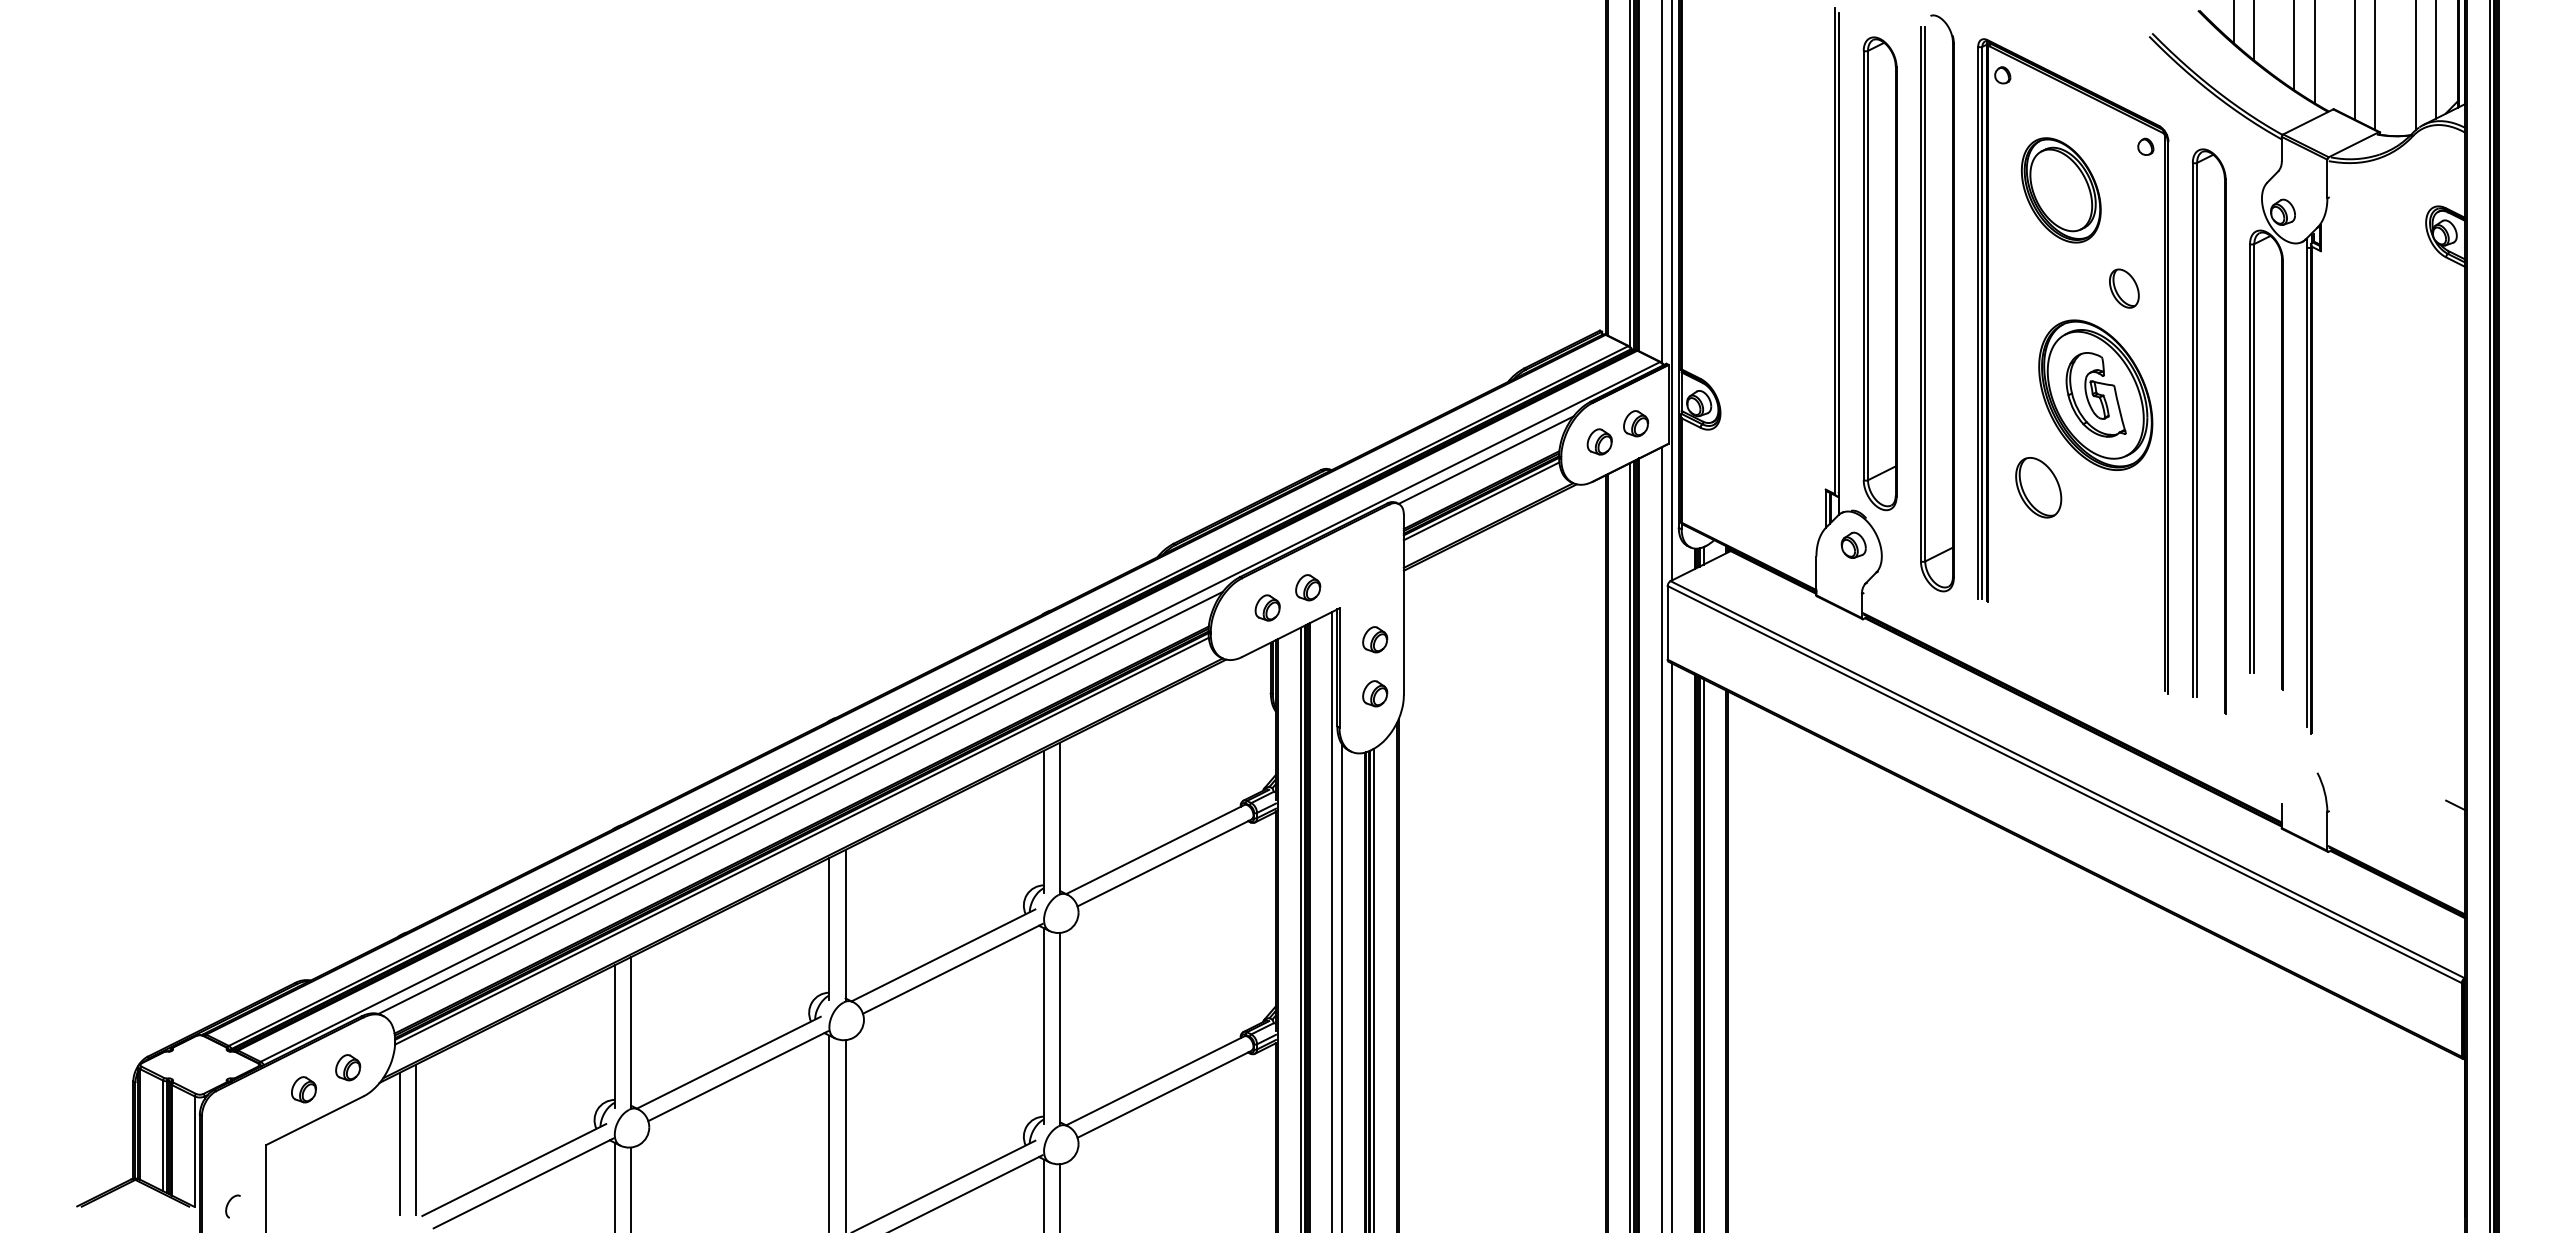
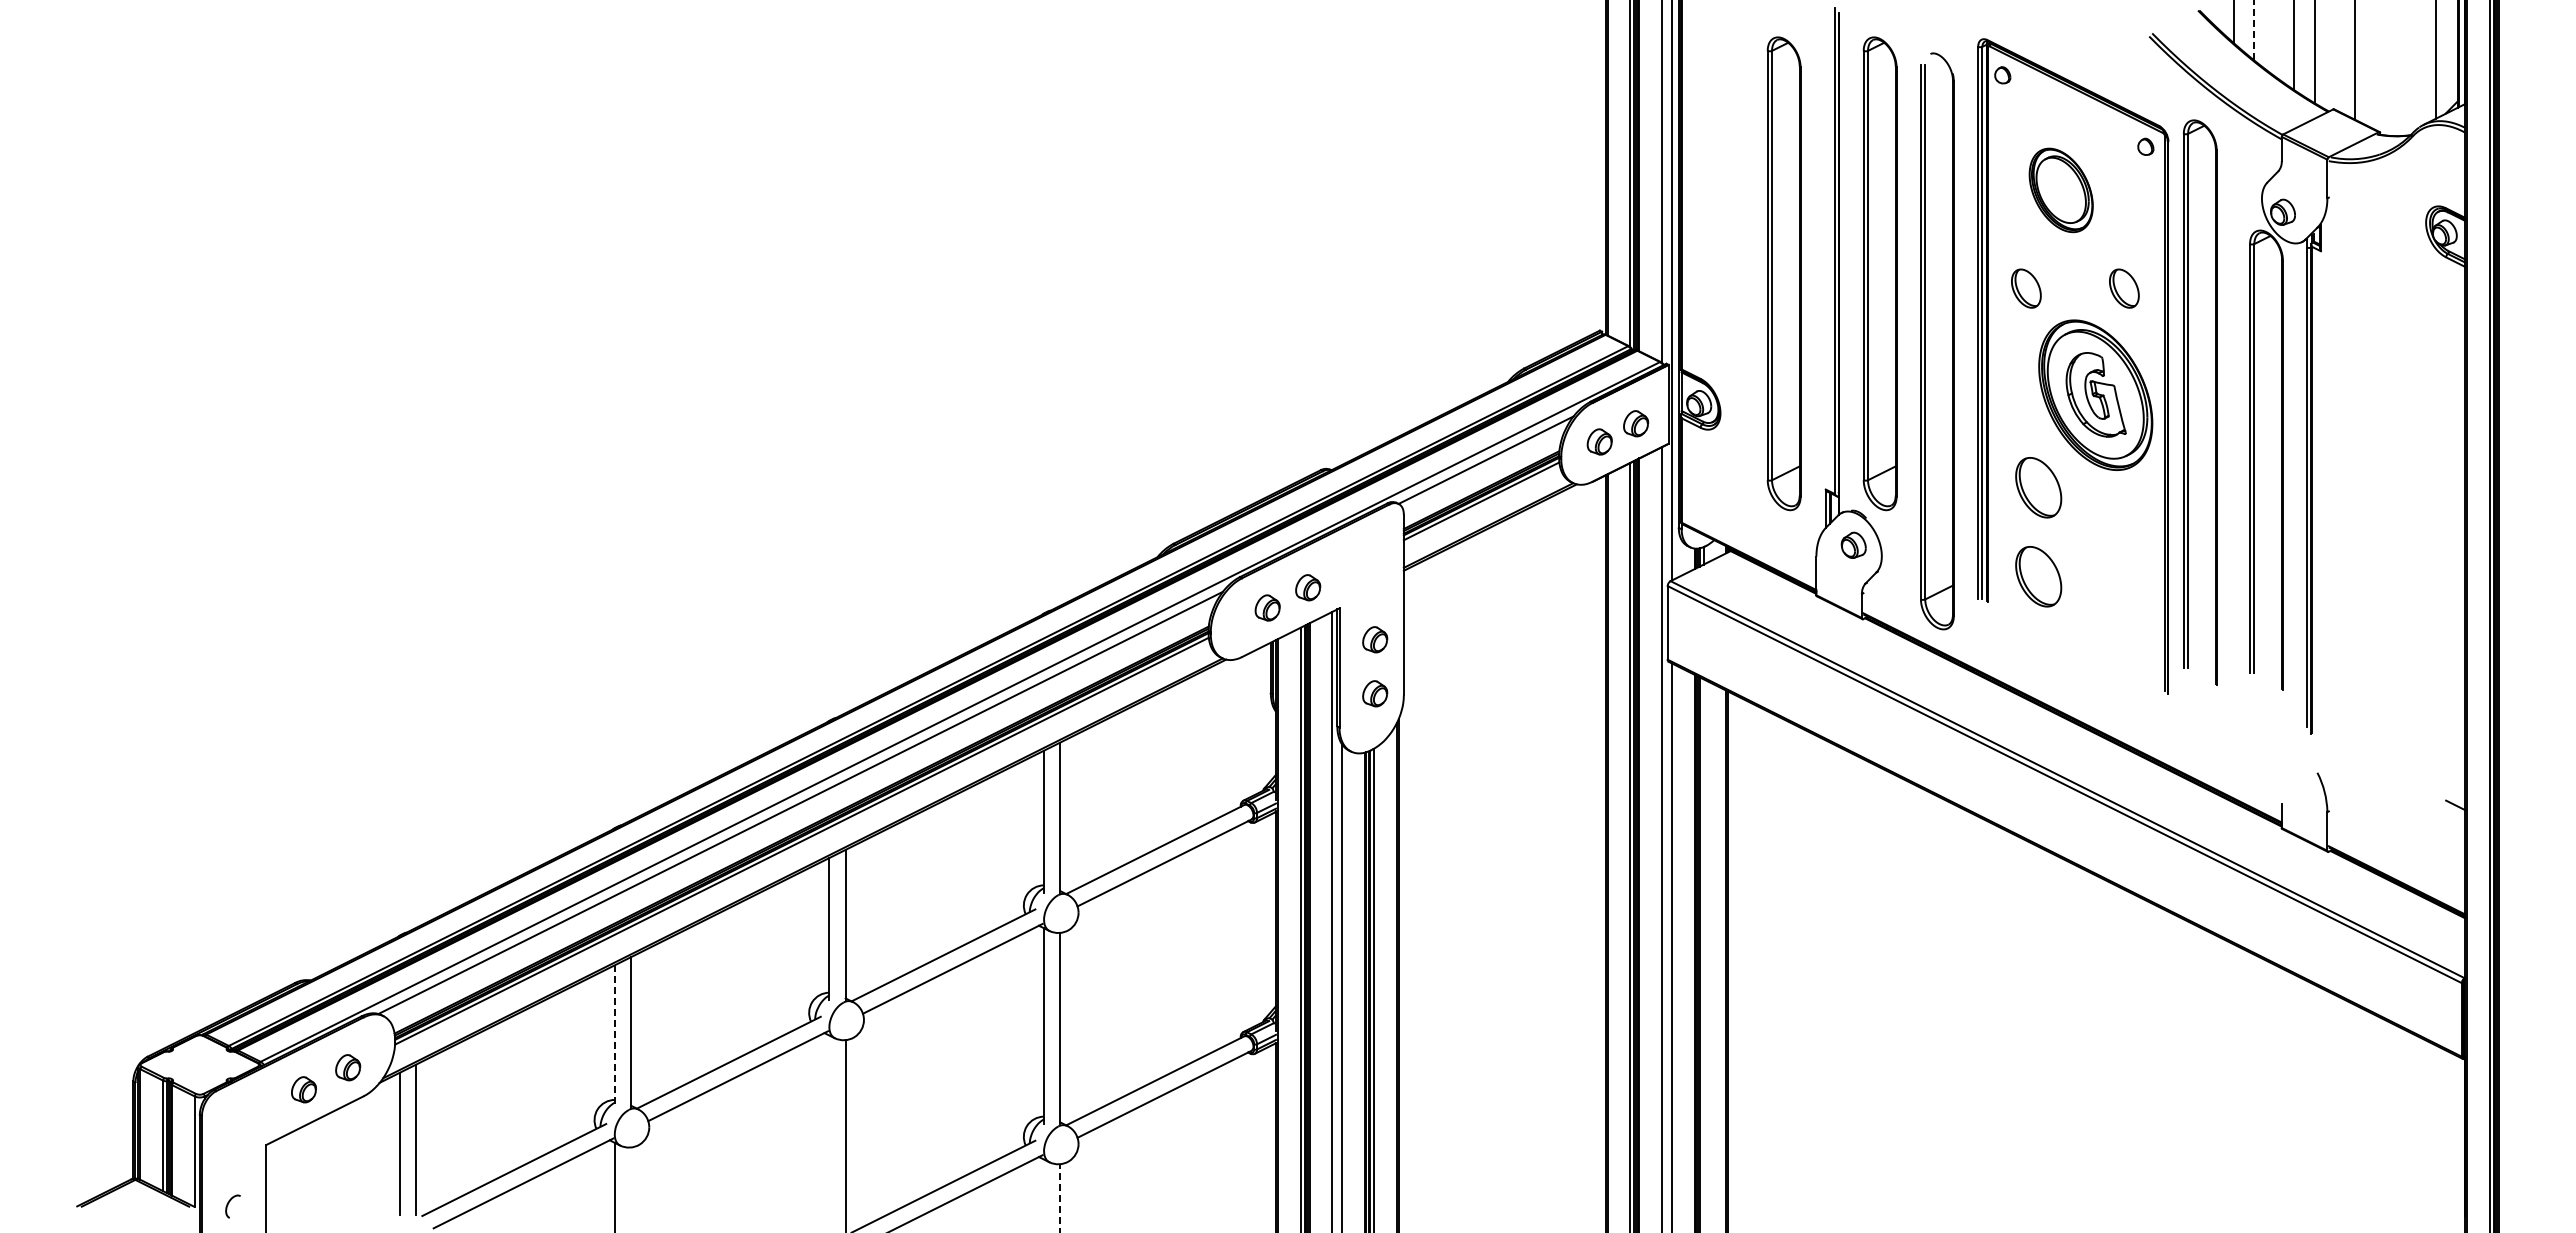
line: solid -> dashed (2253, 30)
line: present -> none (2375, 65)
line: present -> none (2415, 66)
part size: 82x107 px -> 66x87 px (2060, 190)
part: none -> present (1783, 273)
part: none -> present (2026, 288)
part position: (1925, 303) -> (1925, 341) (1925, 341)
part position: (2197, 431) -> (2188, 402) (2188, 402)
part: none -> present (2038, 576)
line: present -> none (1703, 954)
line: solid -> dashed (614, 1036)
line: present -> none (829, 1132)
line: present -> none (631, 1188)
line: present -> none (1044, 1194)
line: solid -> dashed (1060, 1198)
